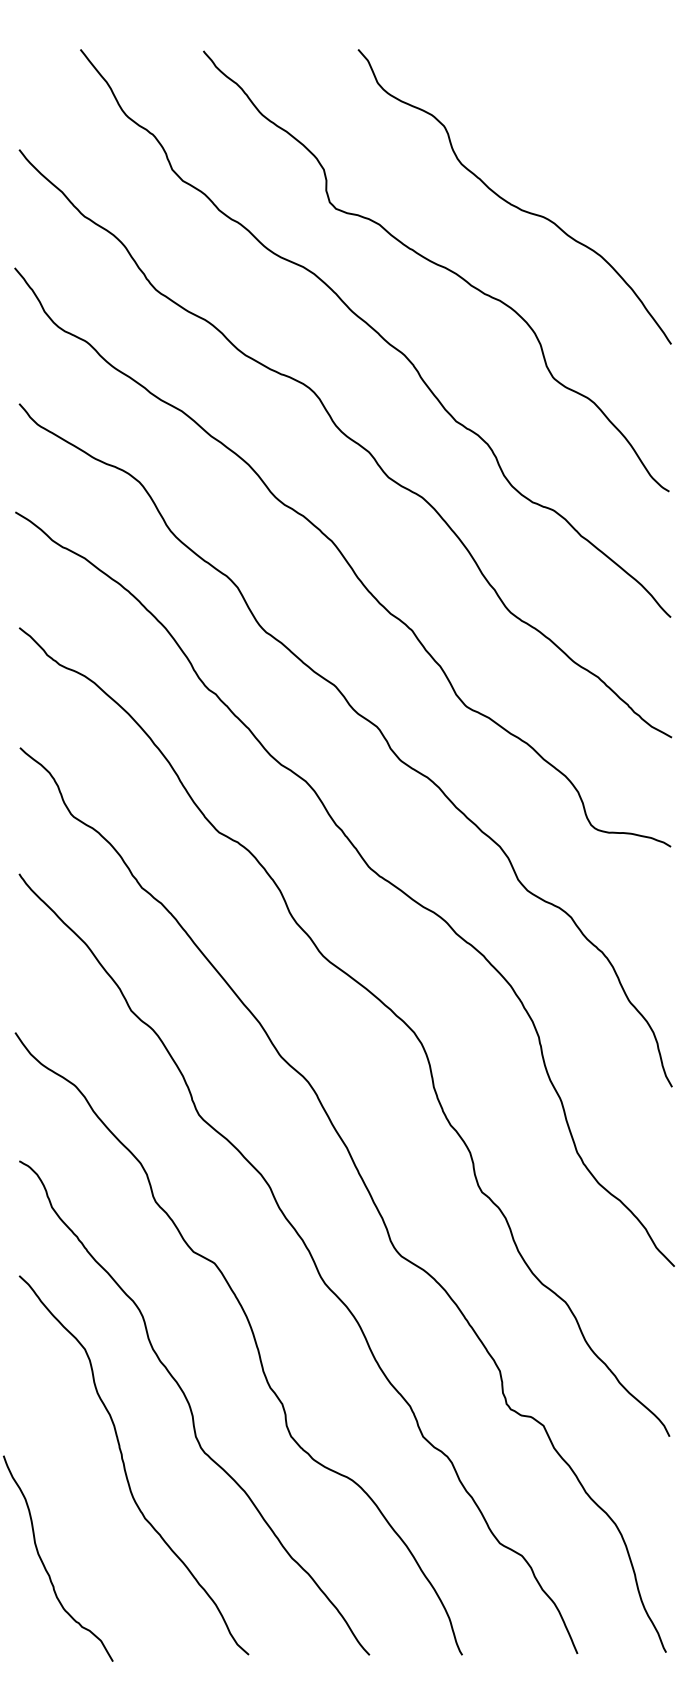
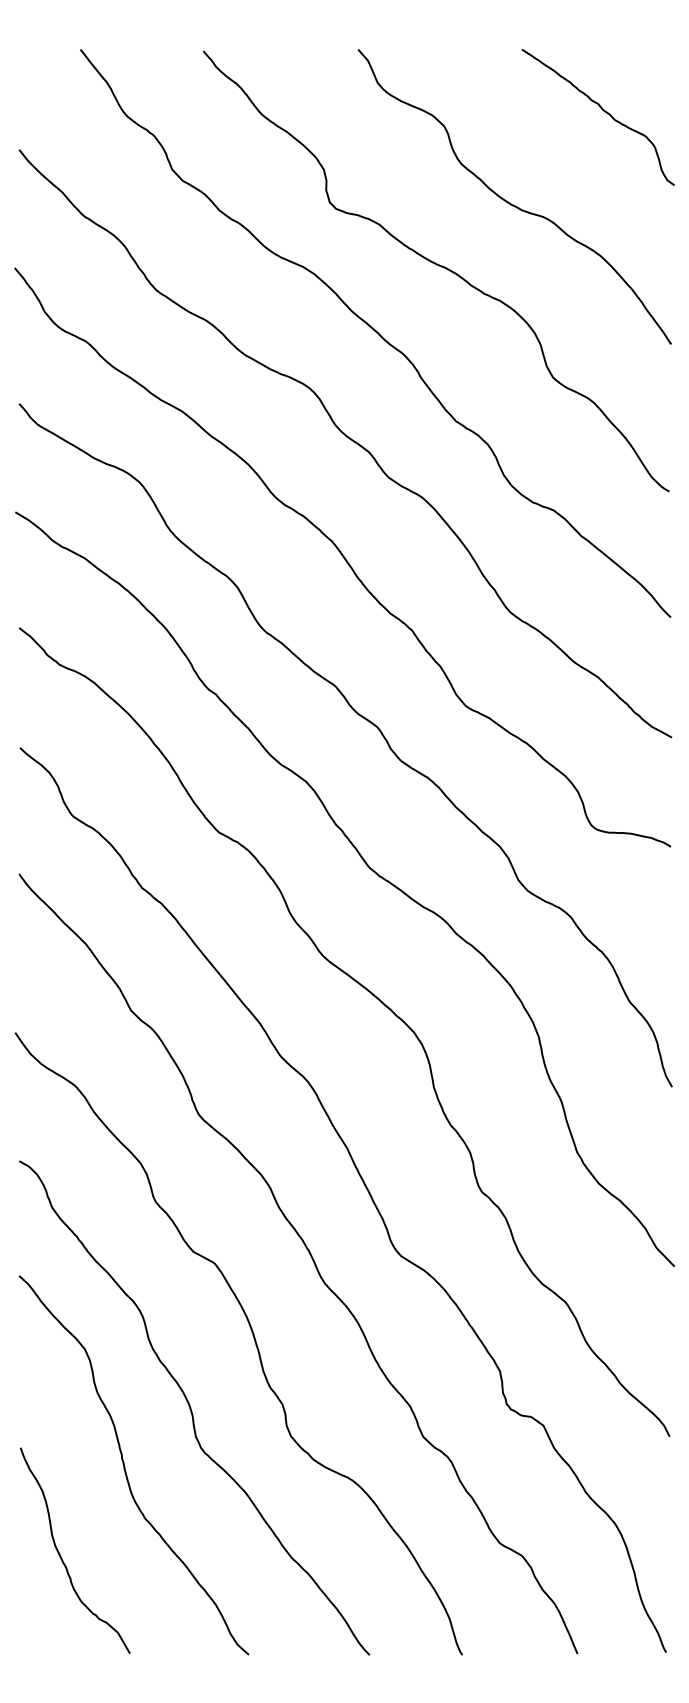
curve: none -> present (603, 111)
curve position: (44, 1564) -> (61, 1556) (61, 1556)
